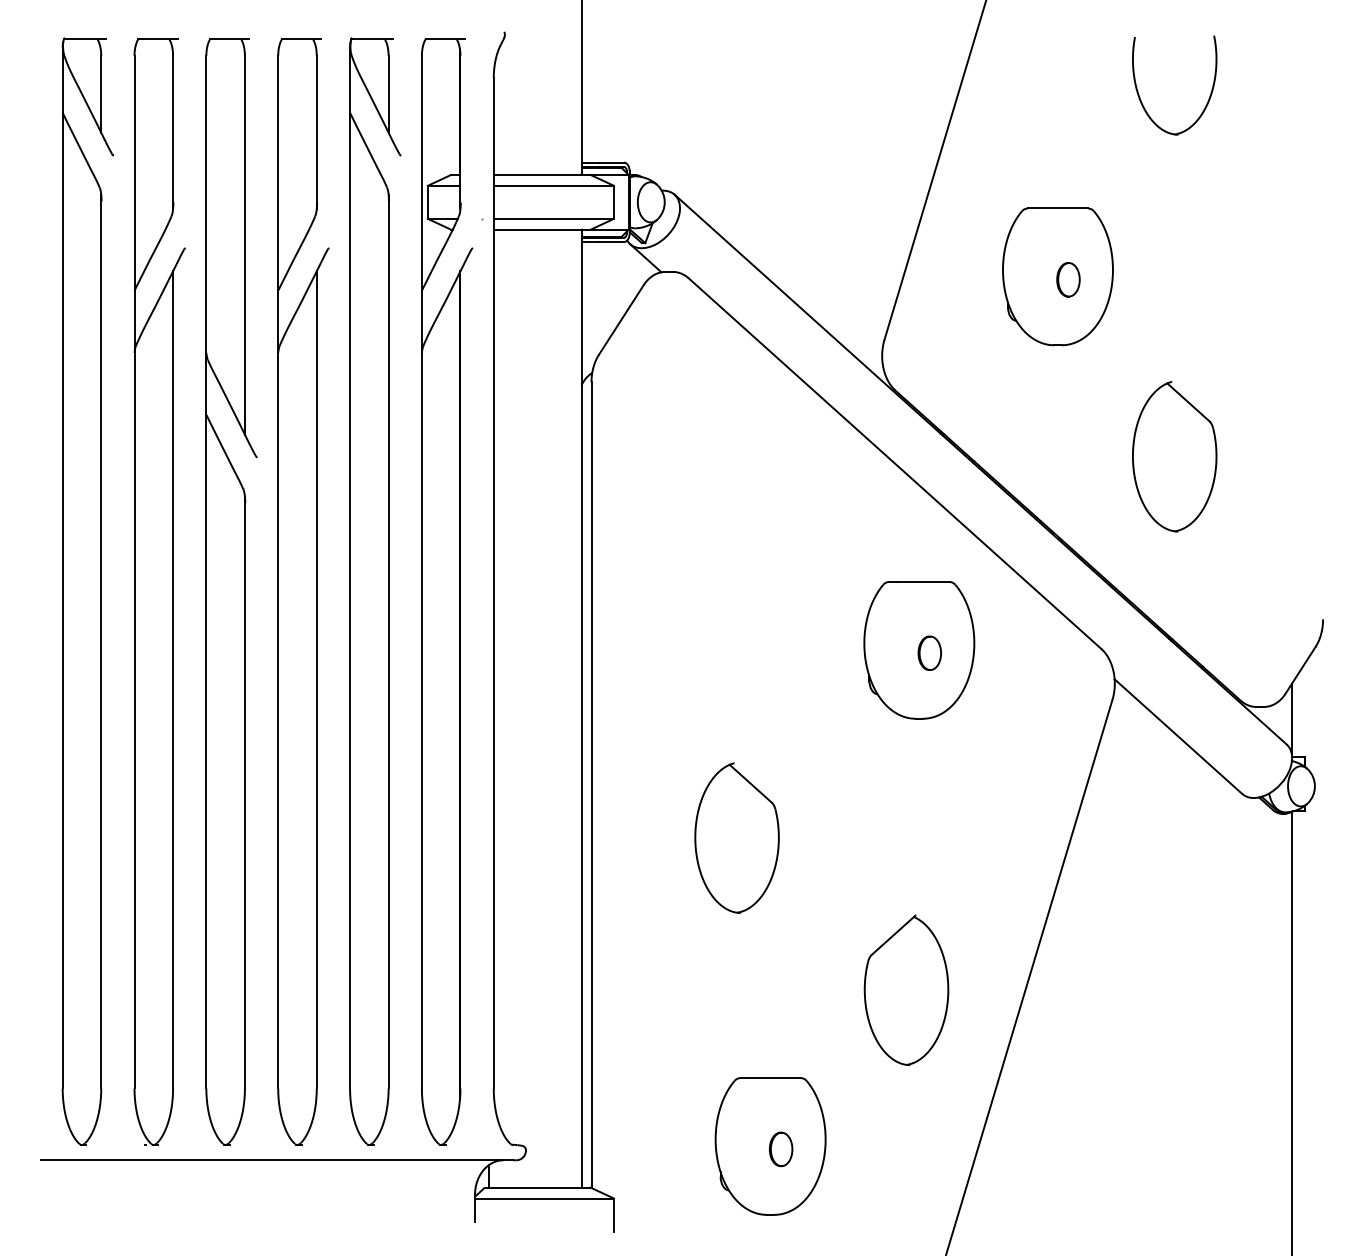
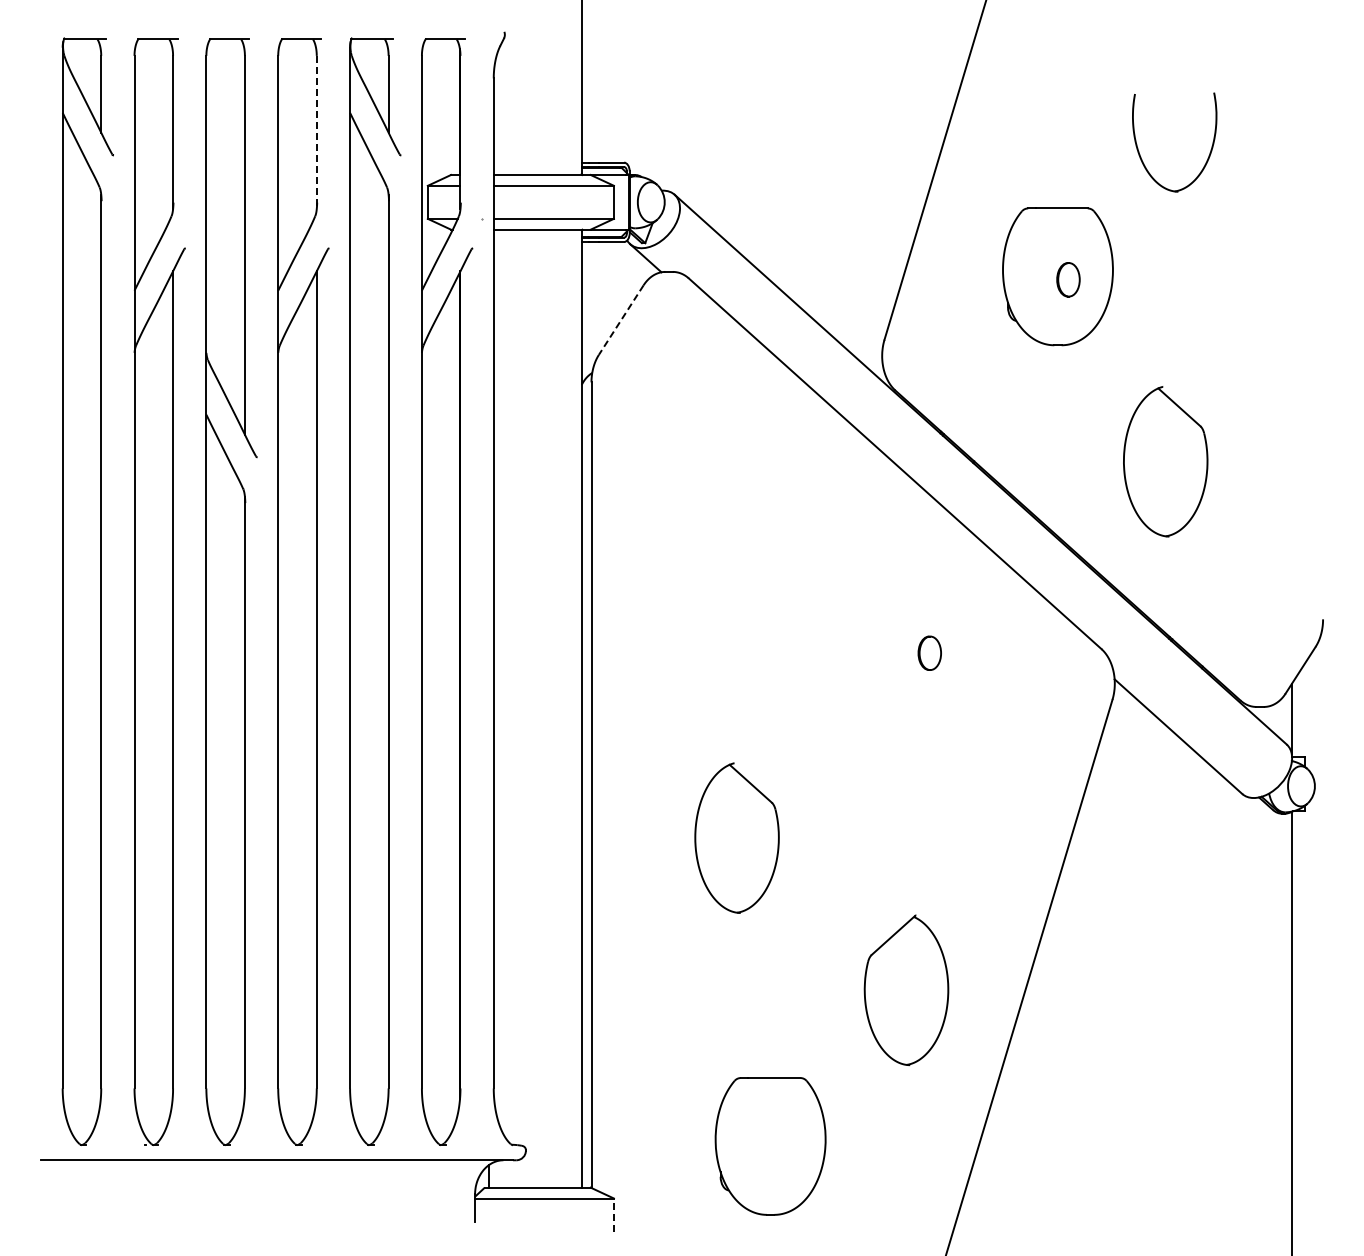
part position: (1140, 97) -> (1140, 154) (1140, 154)
line: solid -> dashed (316, 132)
line: solid -> dashed (621, 320)
part position: (1174, 456) -> (1165, 461) (1165, 461)
part: present -> none (919, 650)
part: present -> none (781, 1149)
line: solid -> dashed (613, 1215)
